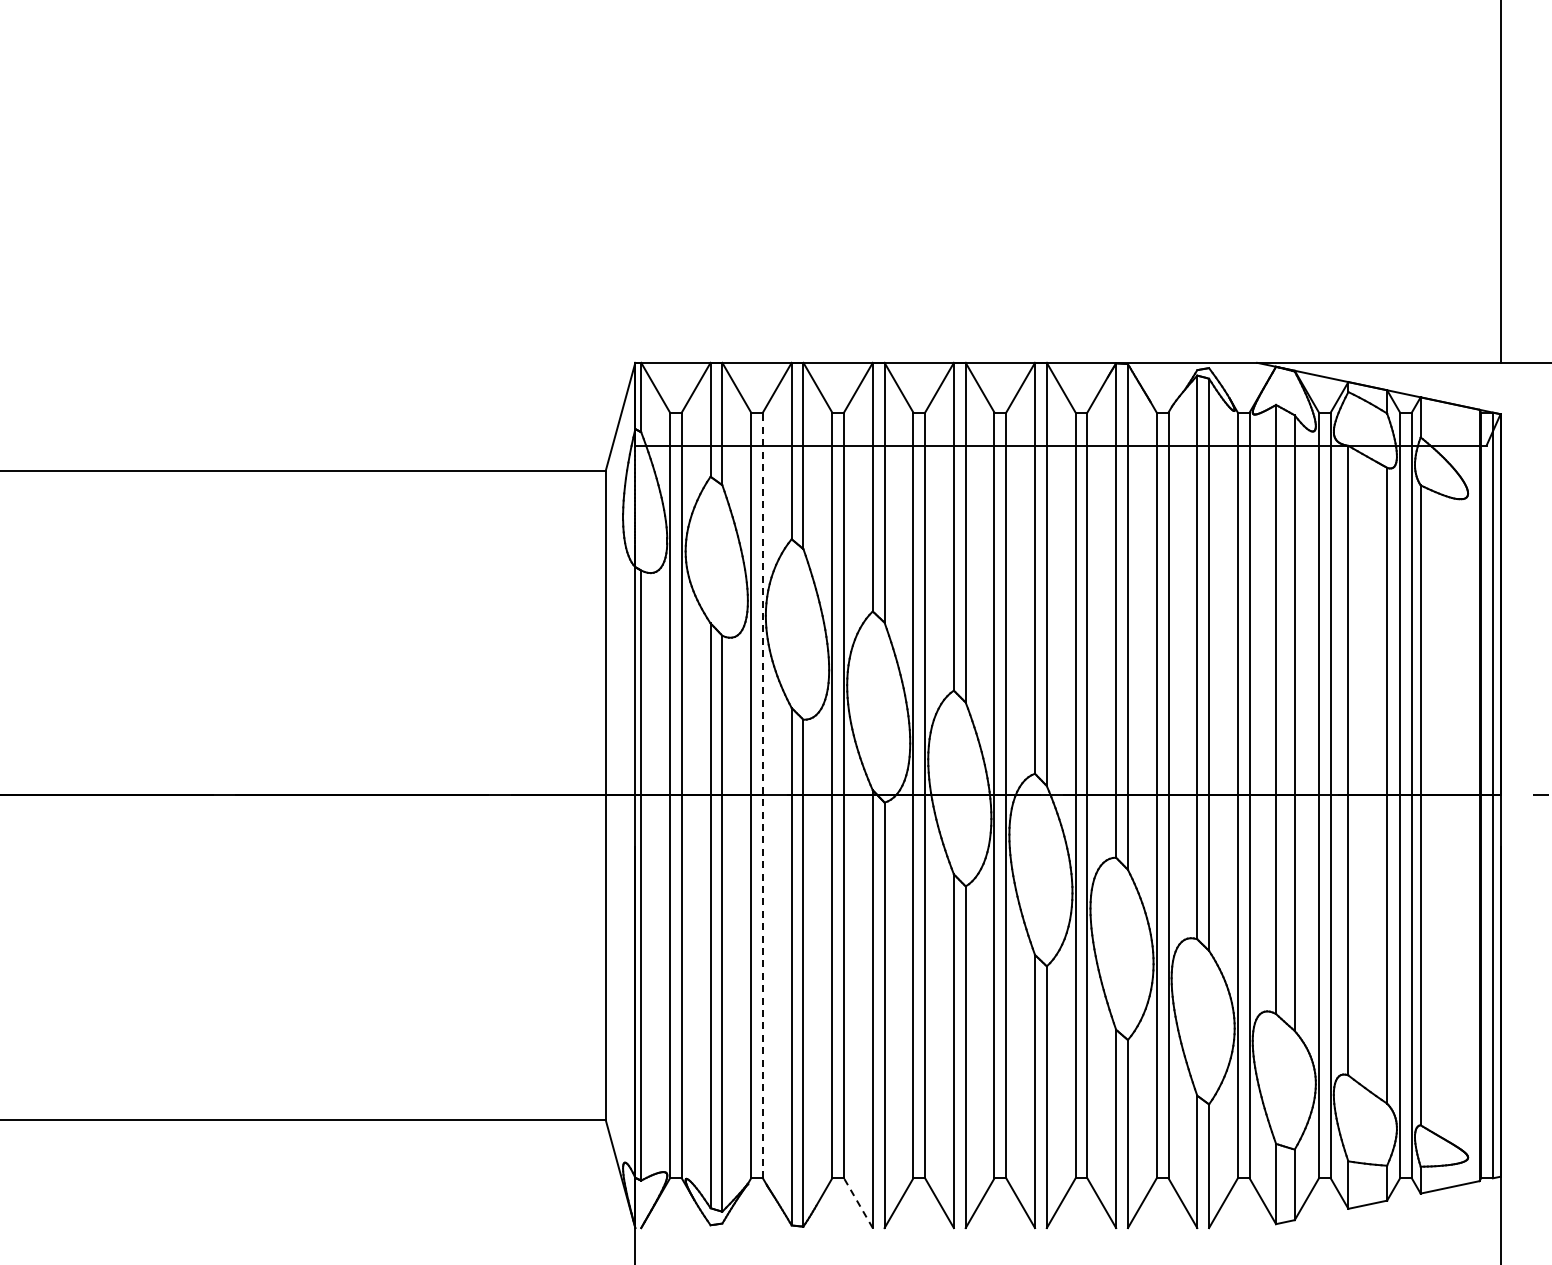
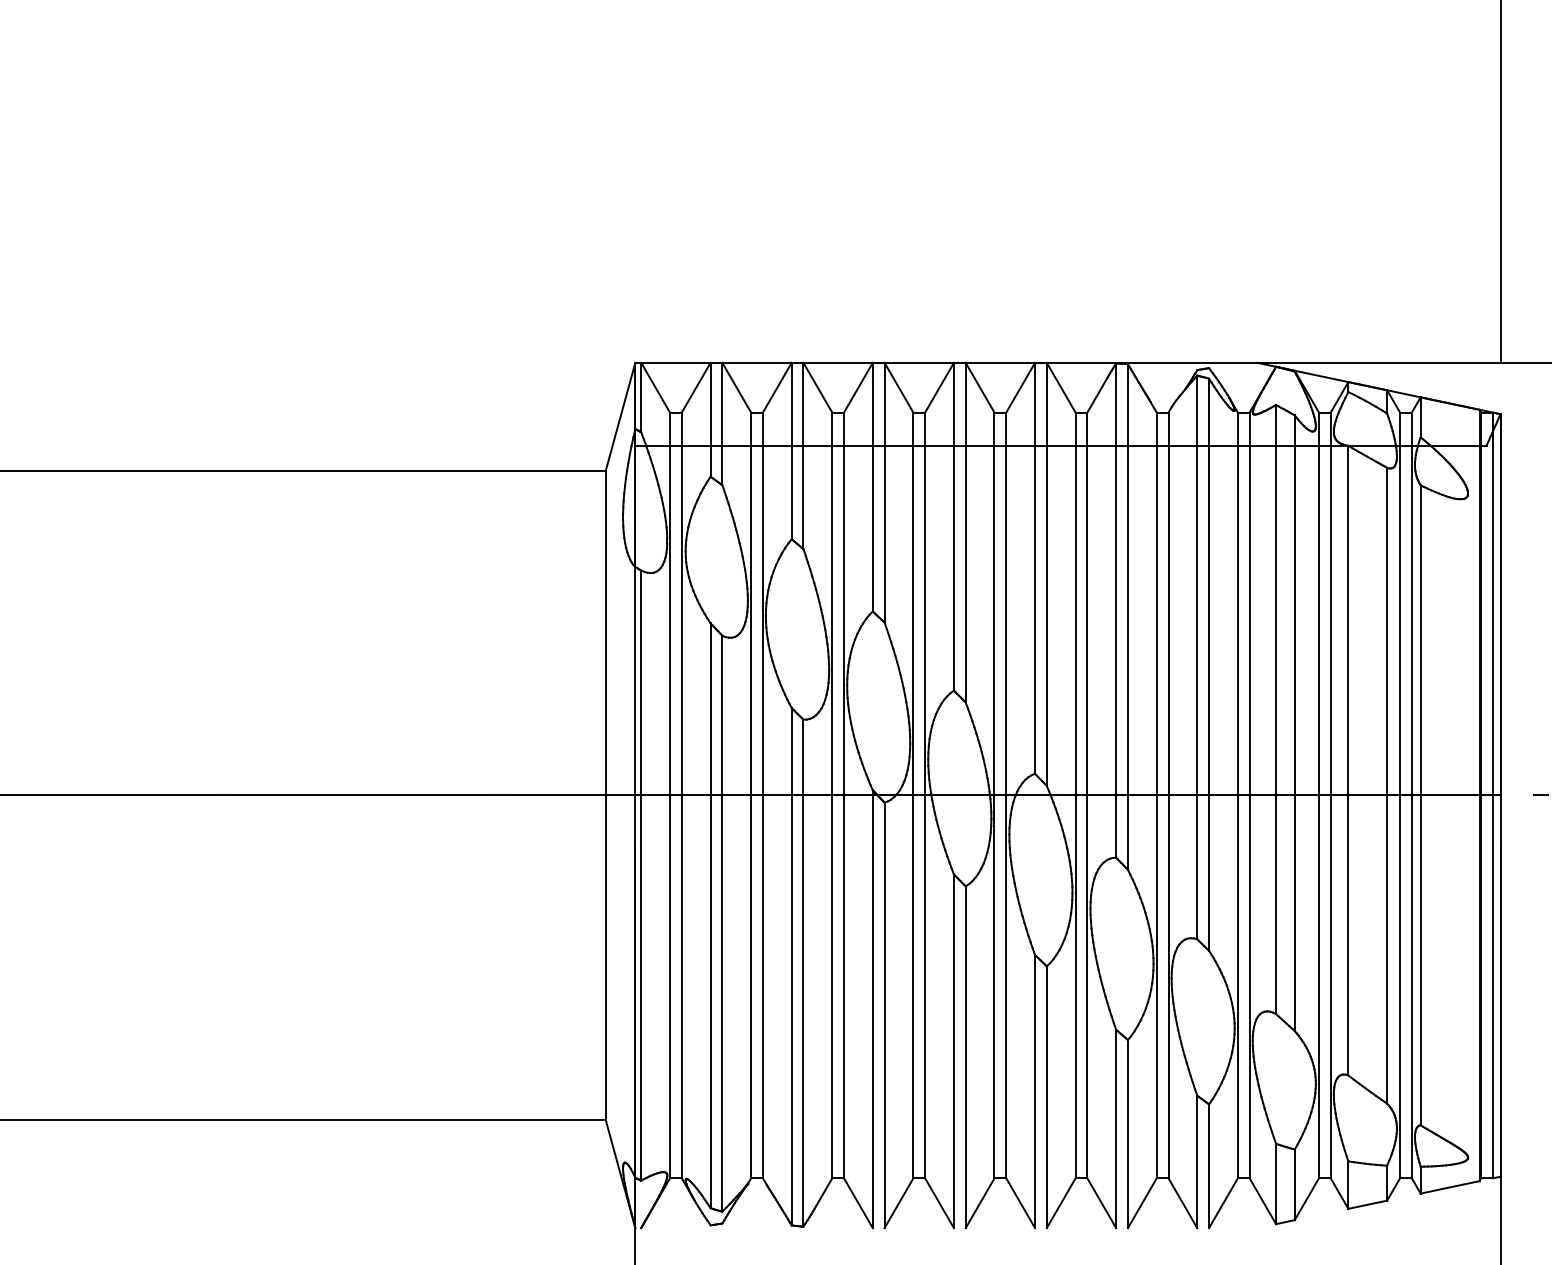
line: dashed -> solid (762, 795)
line: dashed -> solid (858, 1203)
